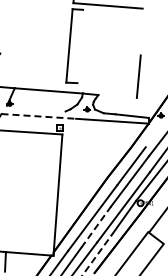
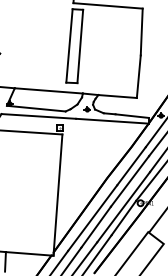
line: none -> present (141, 31)
line: none -> present (80, 46)
line: none -> present (117, 96)
line: none -> present (35, 108)
line: dashed -> solid (39, 116)
line: none -> present (154, 134)
line: dashed -> solid (96, 226)
line: dashed -> solid (97, 255)
